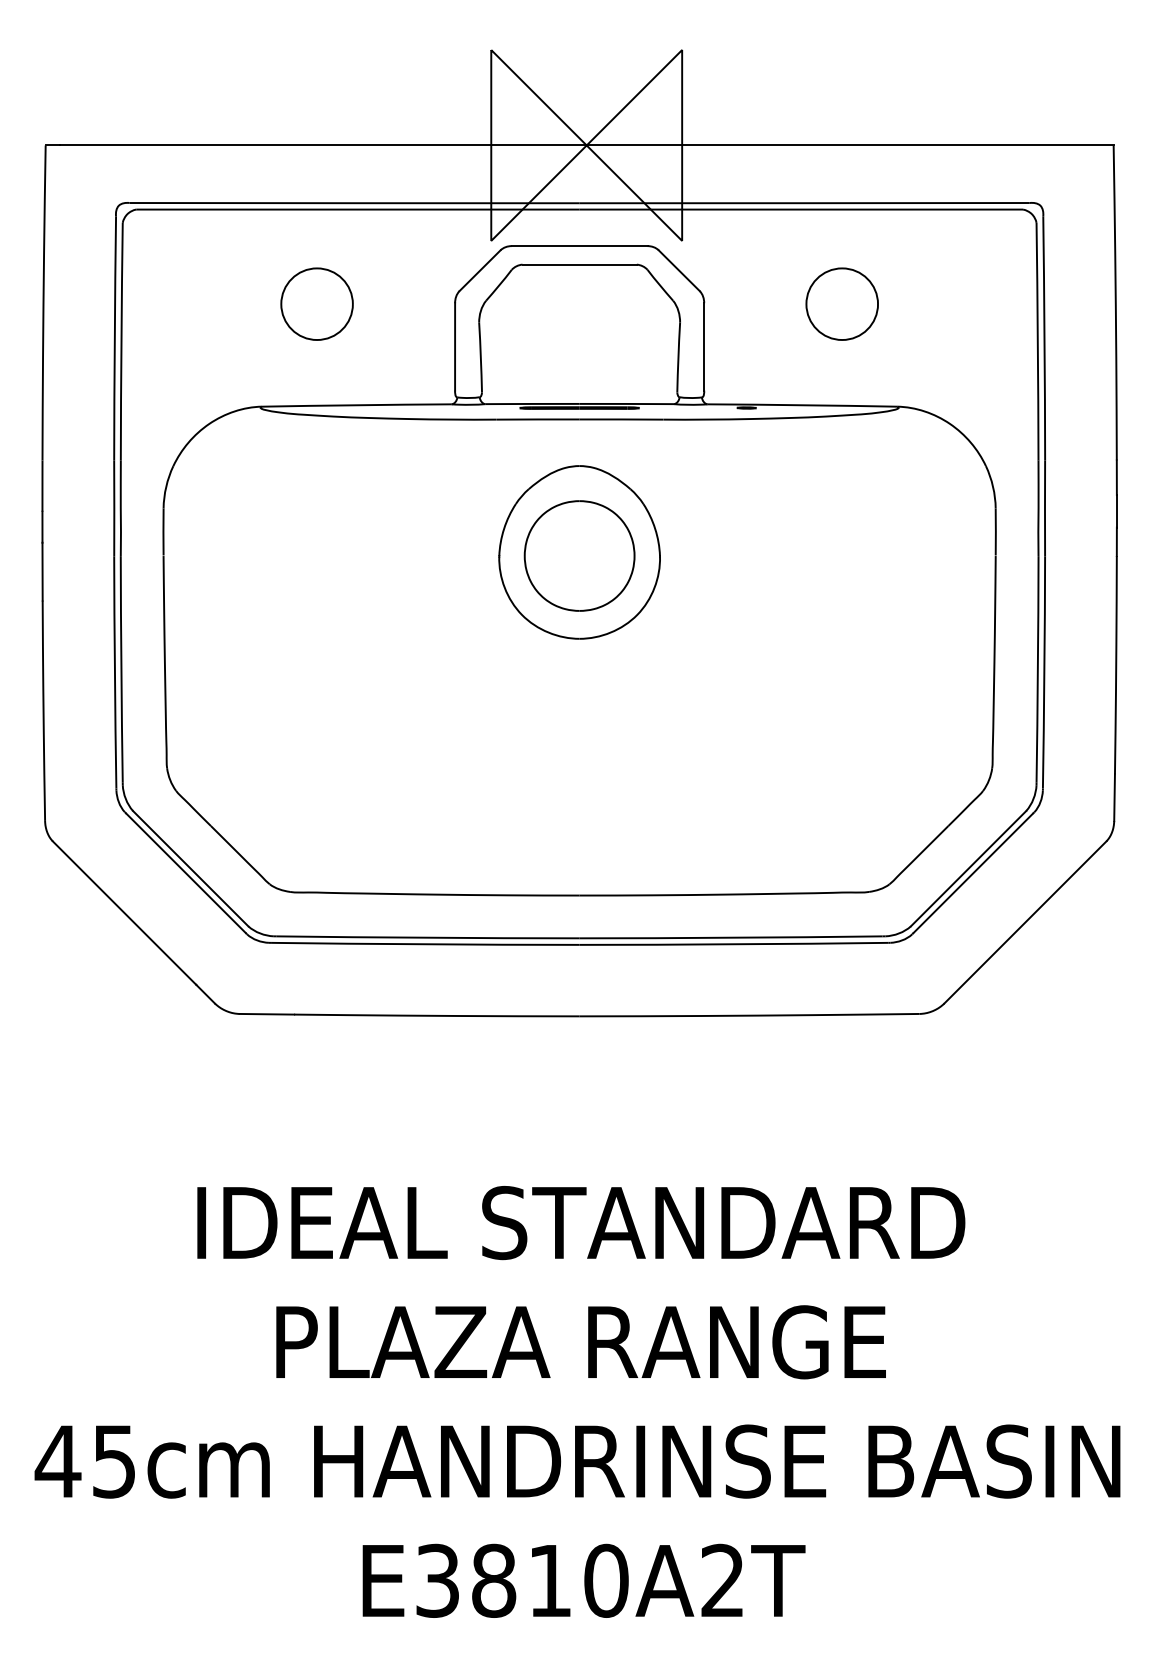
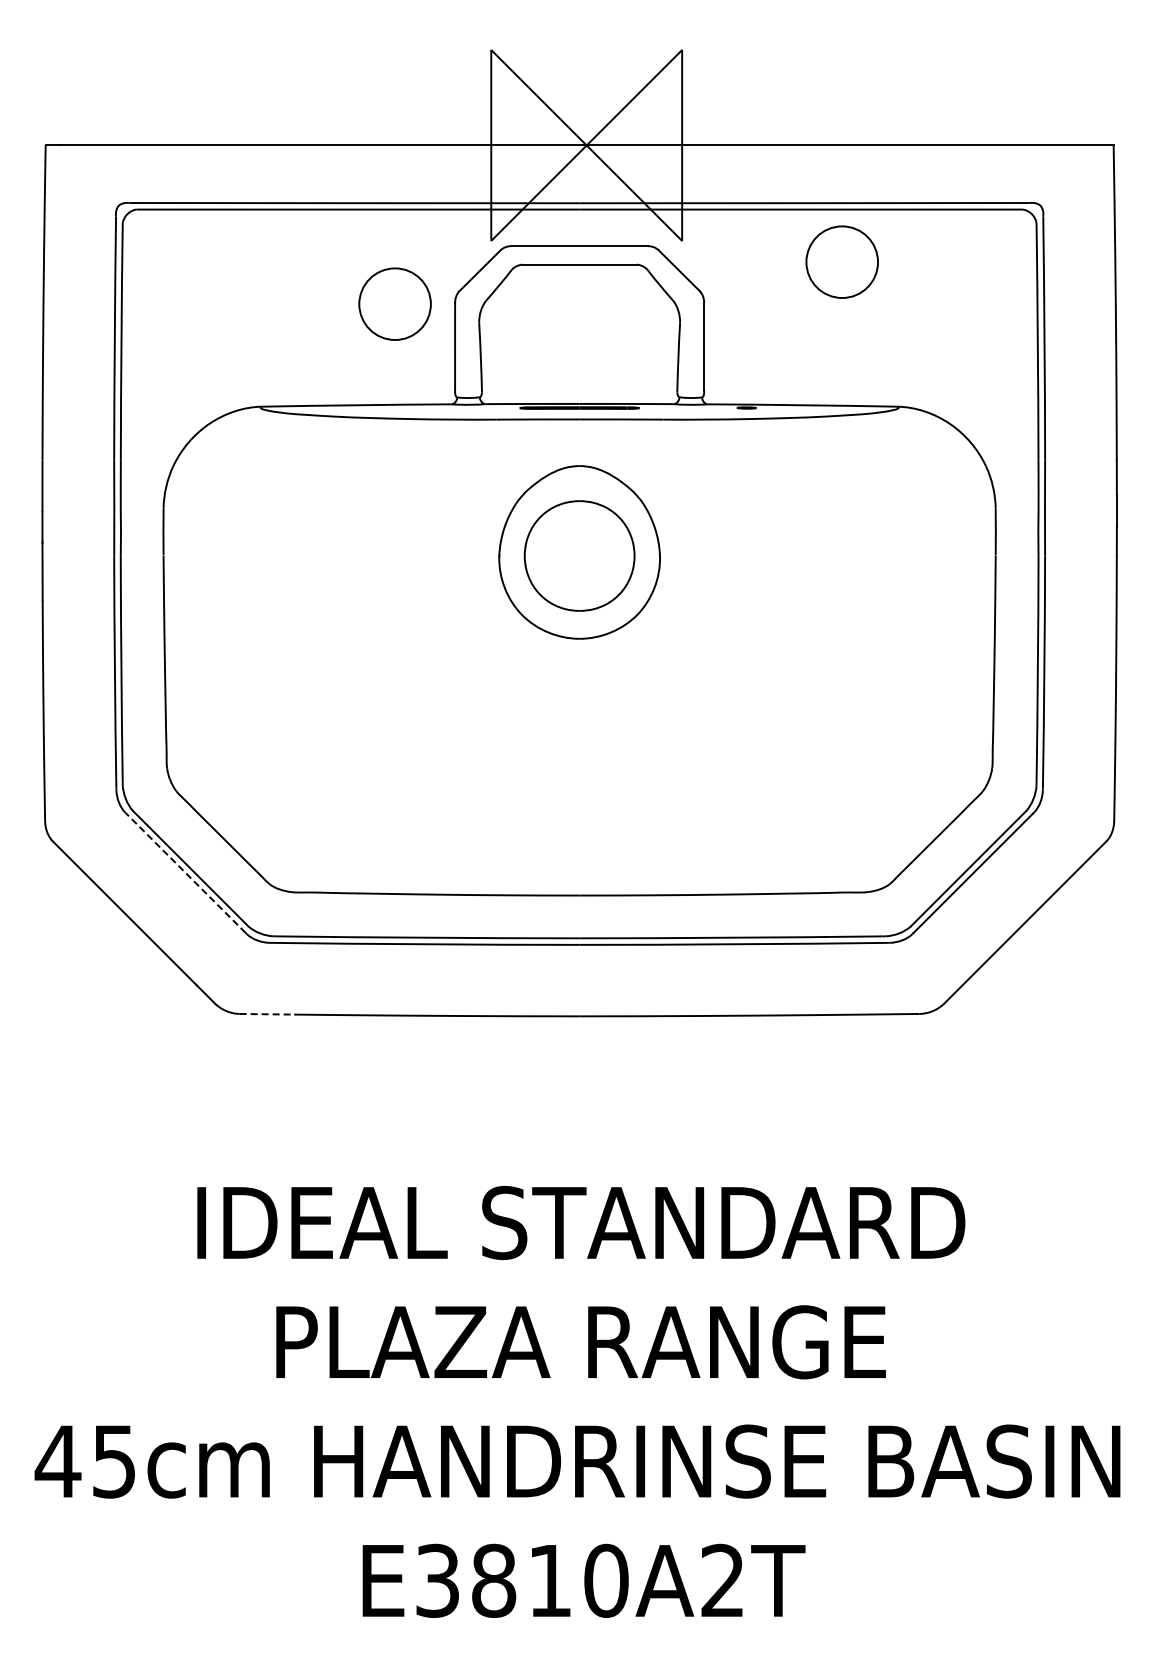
circle position: (316, 303) -> (394, 303) (394, 303)
circle position: (841, 303) -> (841, 261) (841, 261)
line: solid -> dashed (185, 872)
line: solid -> dashed (267, 1014)
